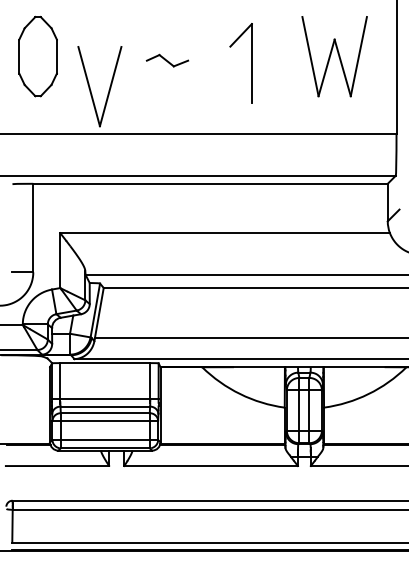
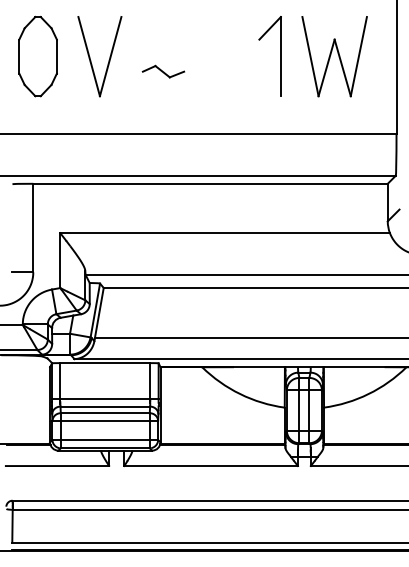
part position: (166, 60) -> (162, 71) (162, 71)
part position: (251, 63) -> (280, 56) (280, 56)
part position: (91, 90) -> (91, 60) (91, 60)
